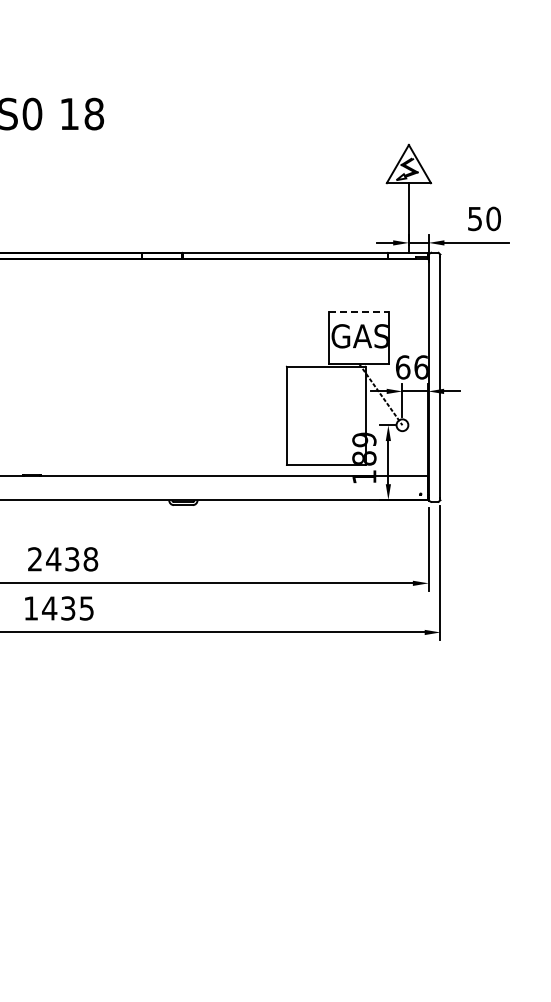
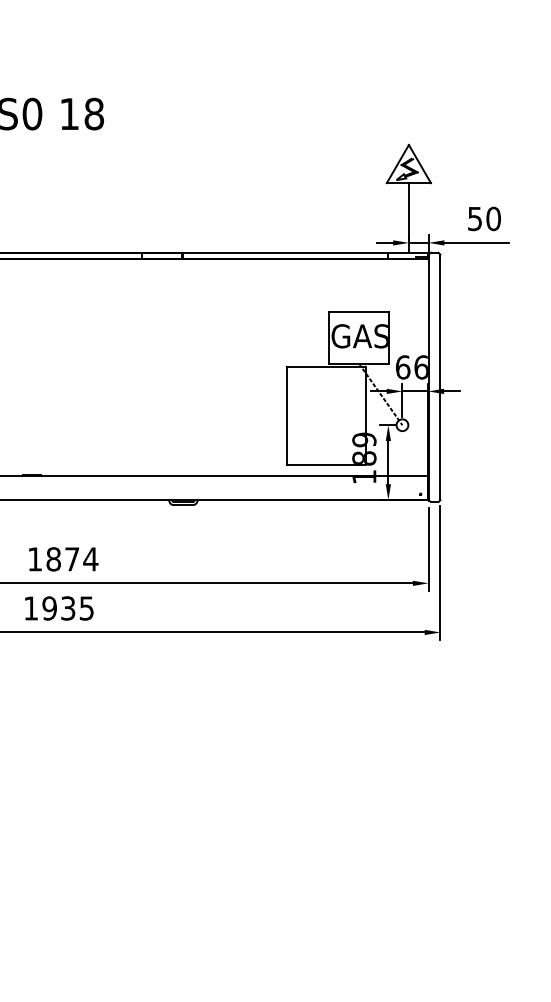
line: dashed -> solid (359, 312)
text: 2438 -> 1874 (63, 559)
text: 1435 -> 1935 (49, 608)
